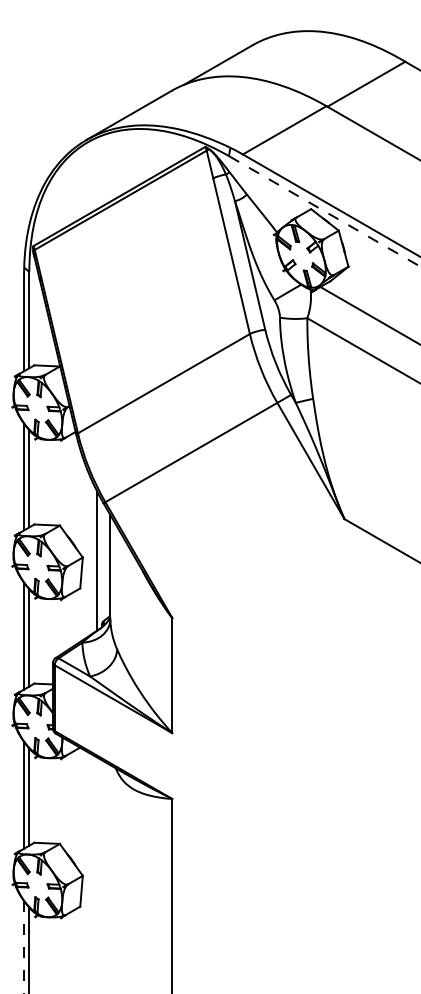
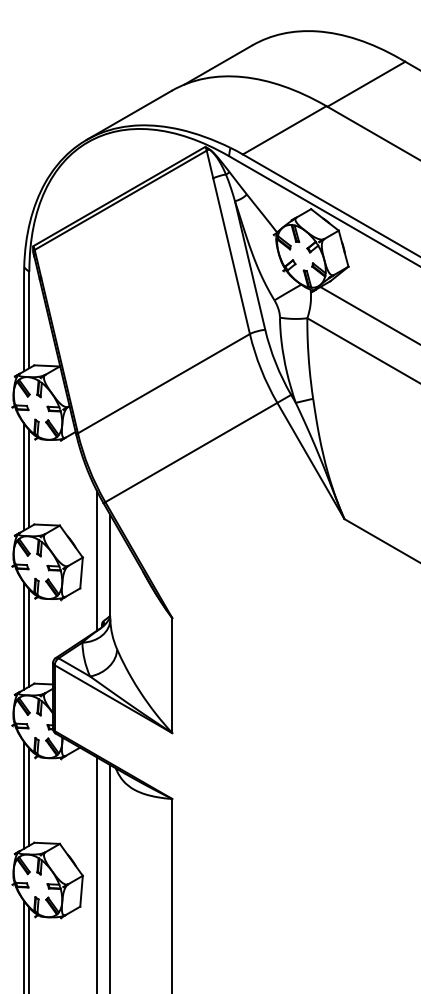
line: dashed -> solid (325, 211)
line: none -> present (96, 873)
line: none -> present (110, 877)
line: dashed -> solid (24, 947)
